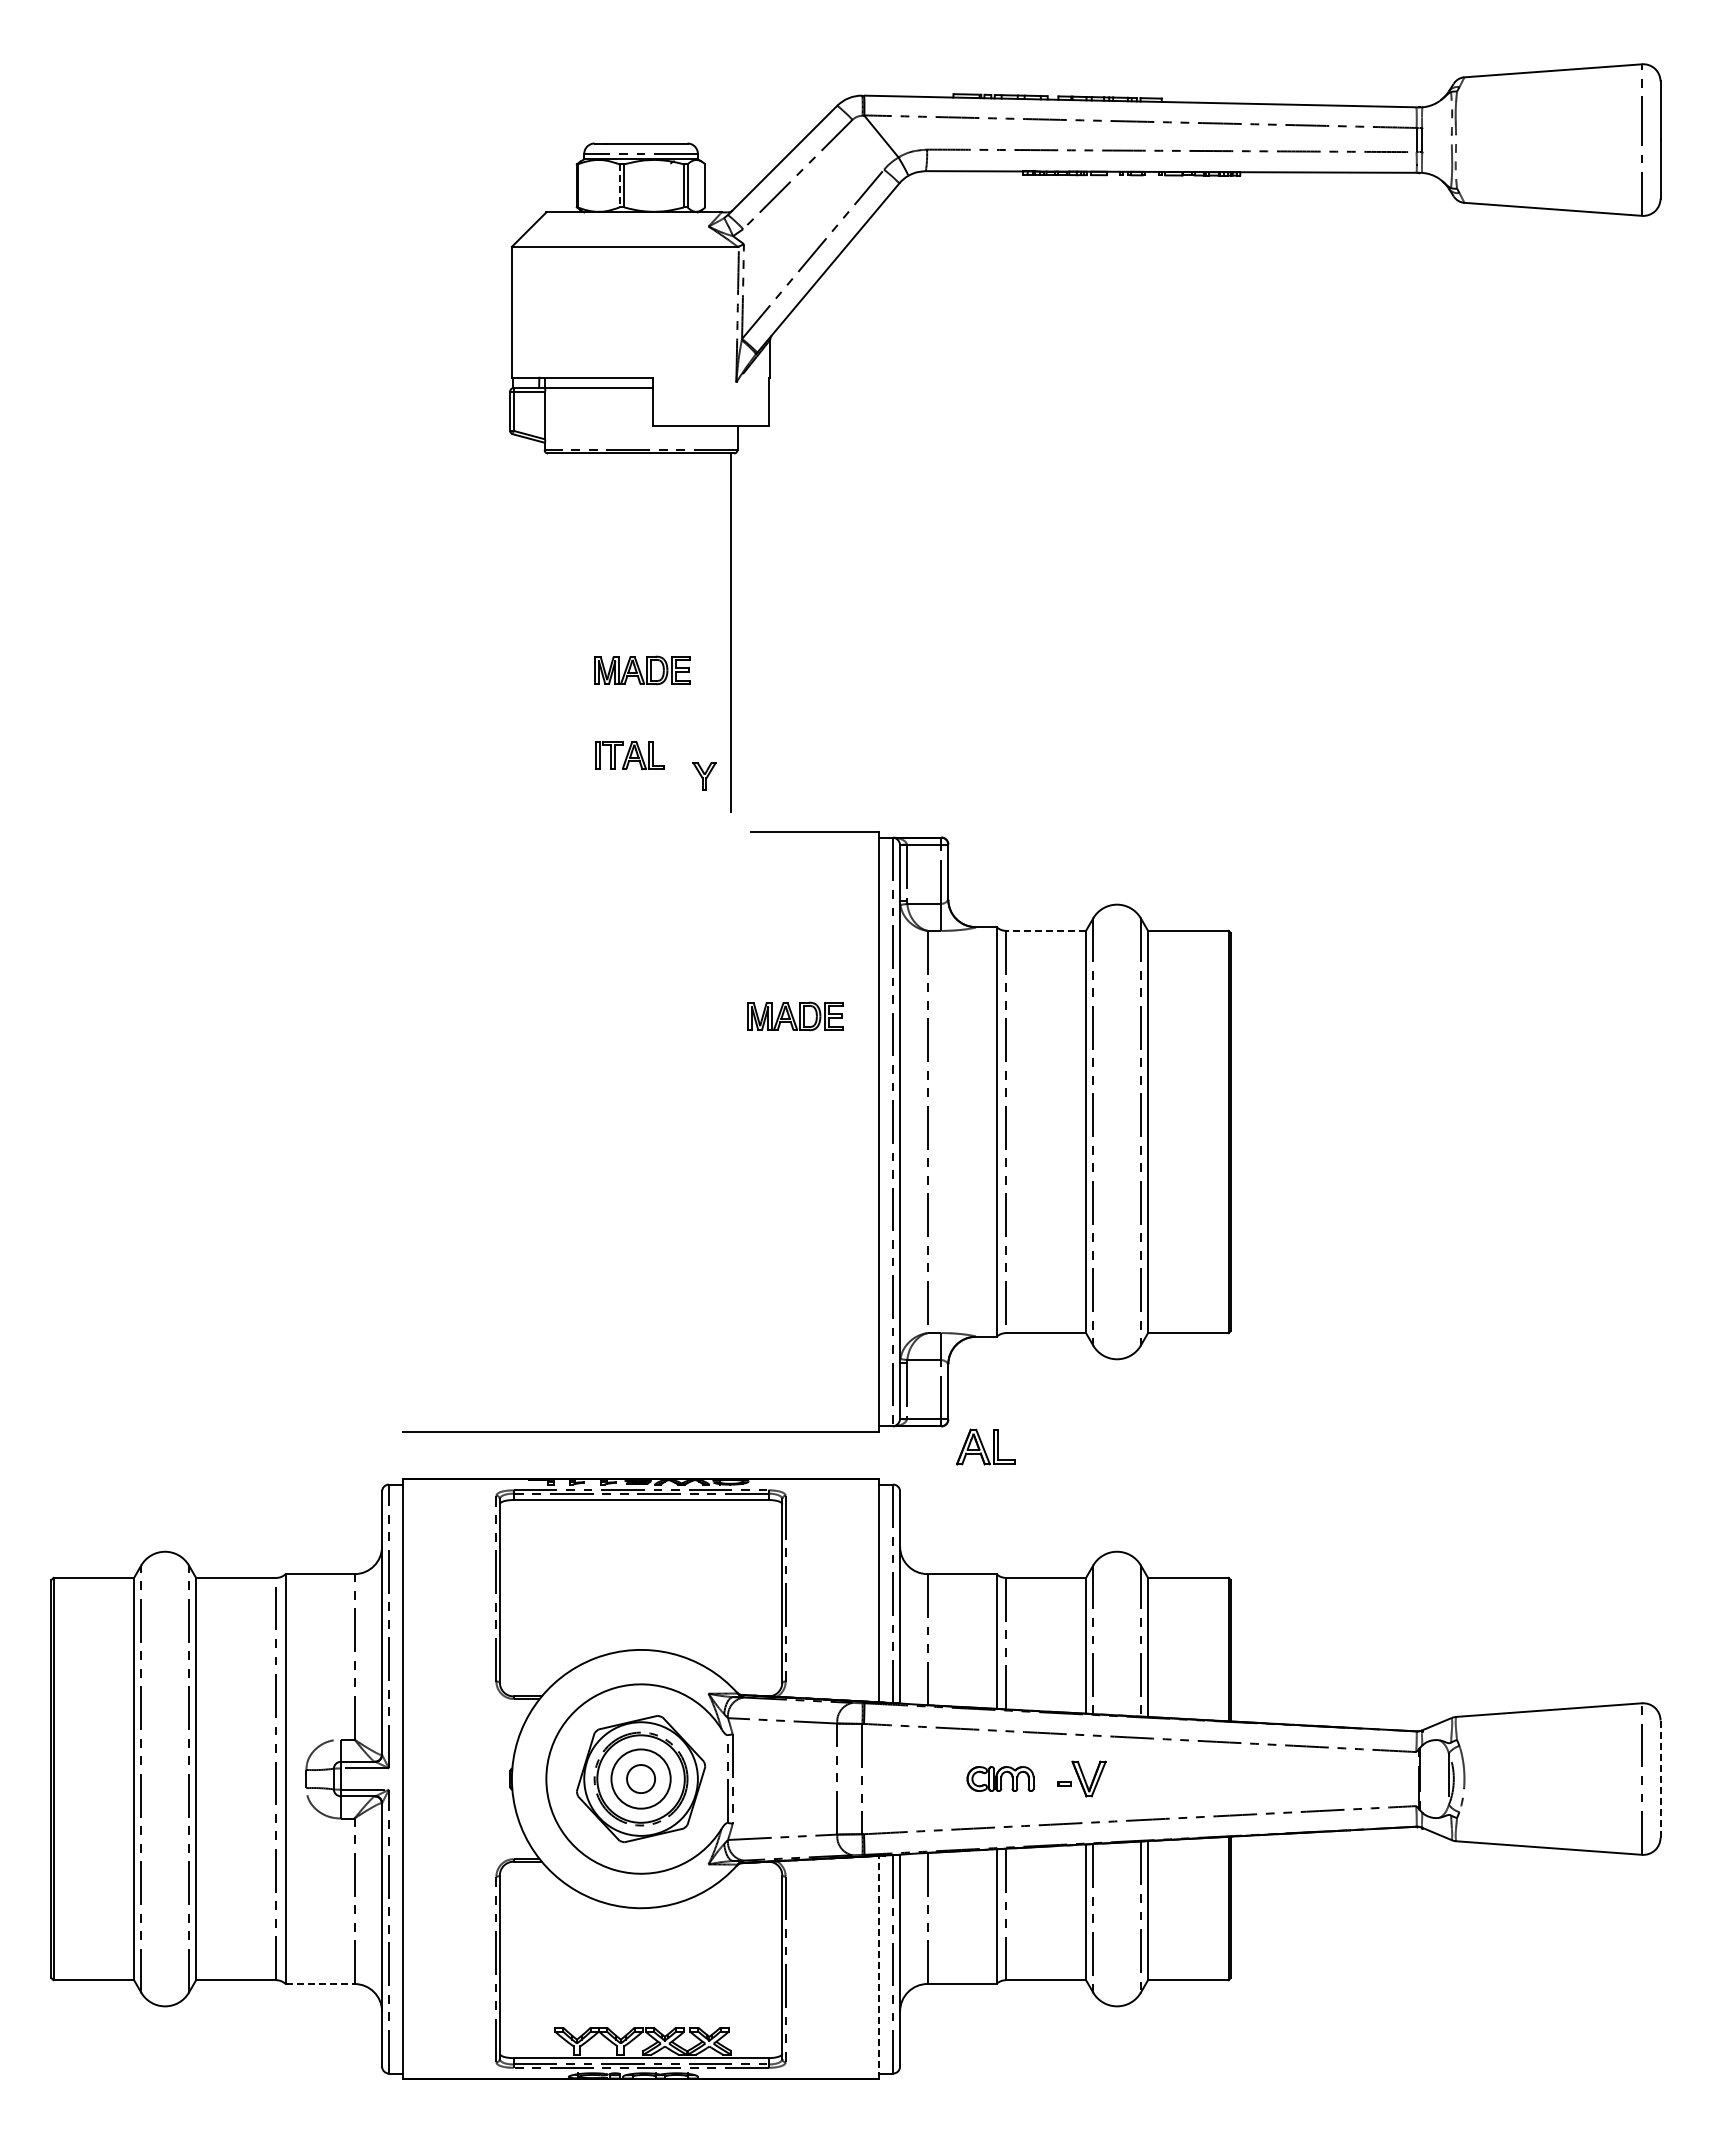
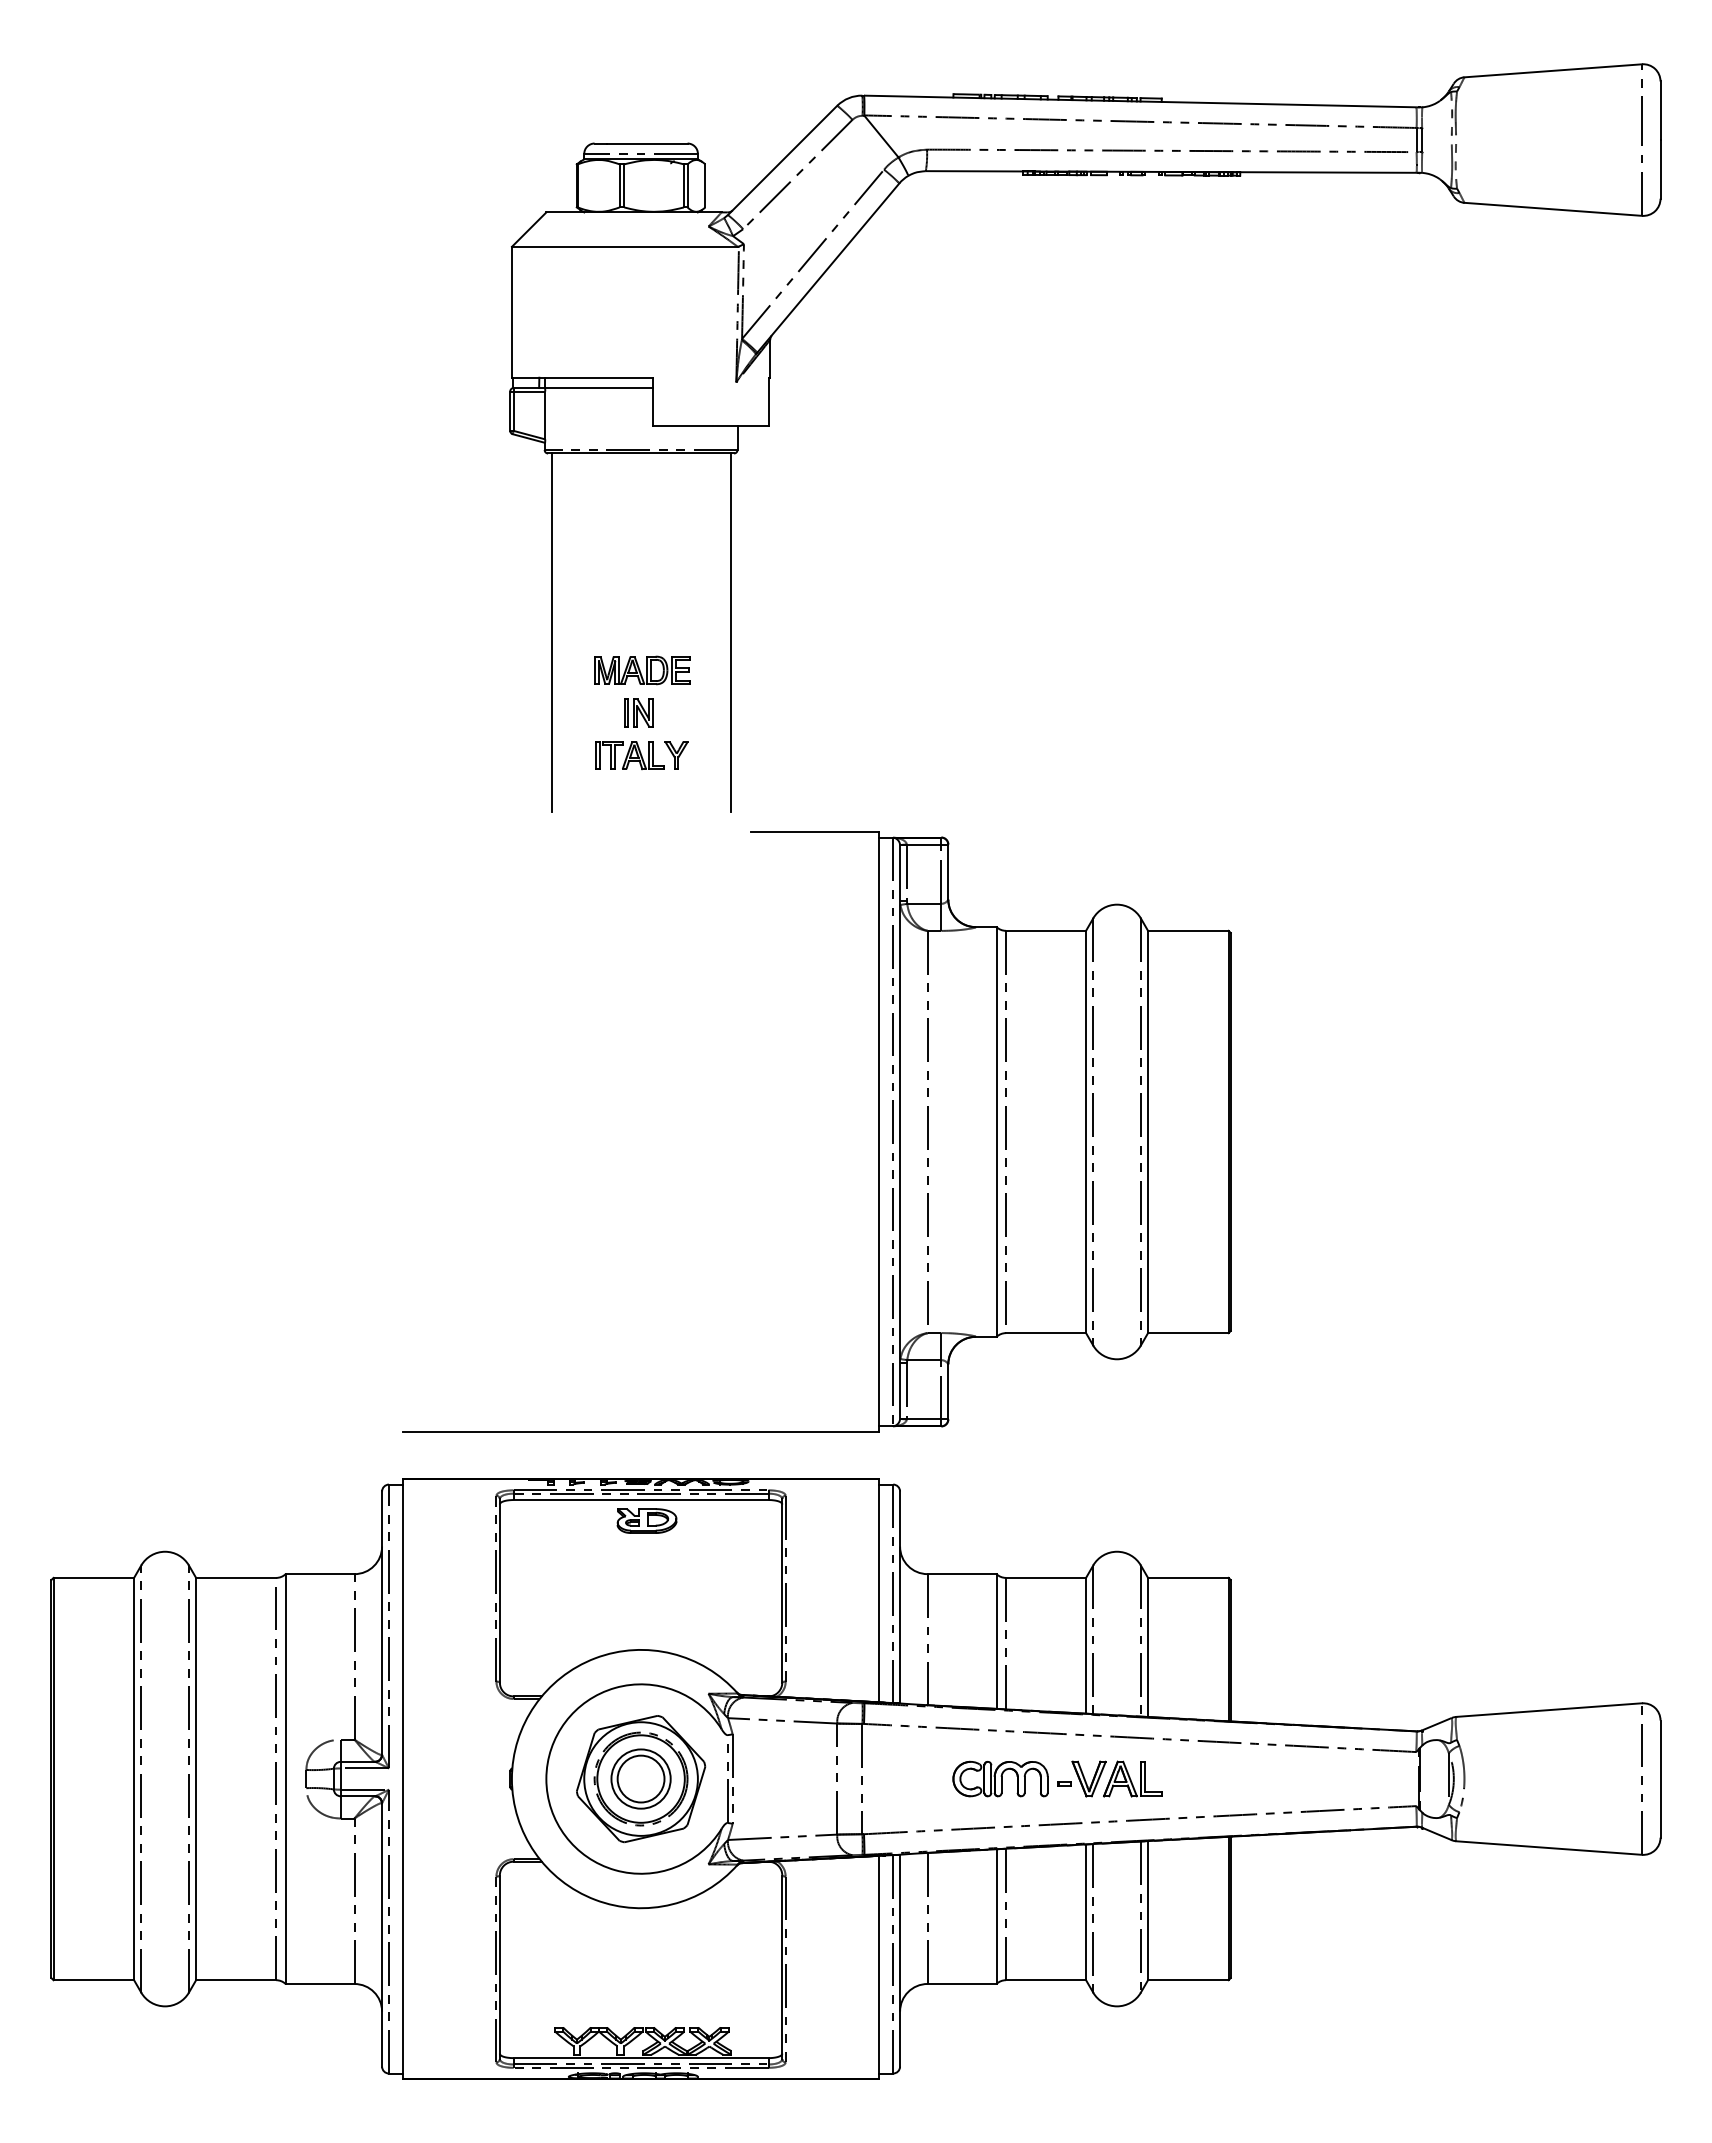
line: dashed -> solid (619, 185)
line: none -> present (551, 632)
part: none -> present (638, 712)
part position: (704, 776) -> (676, 755) (676, 755)
line: dashed -> solid (1045, 930)
part: present -> none (795, 1016)
part position: (985, 1446) -> (1132, 1778) (1132, 1778)
part: none -> present (646, 1520)
part size: 69x26 px -> 97x38 px (1000, 1778)
circle diameter: 28 px -> 47 px (640, 1778)
line: dashed -> solid (1660, 1779)
line: dashed -> solid (879, 1966)
line: dashed -> solid (320, 1983)
